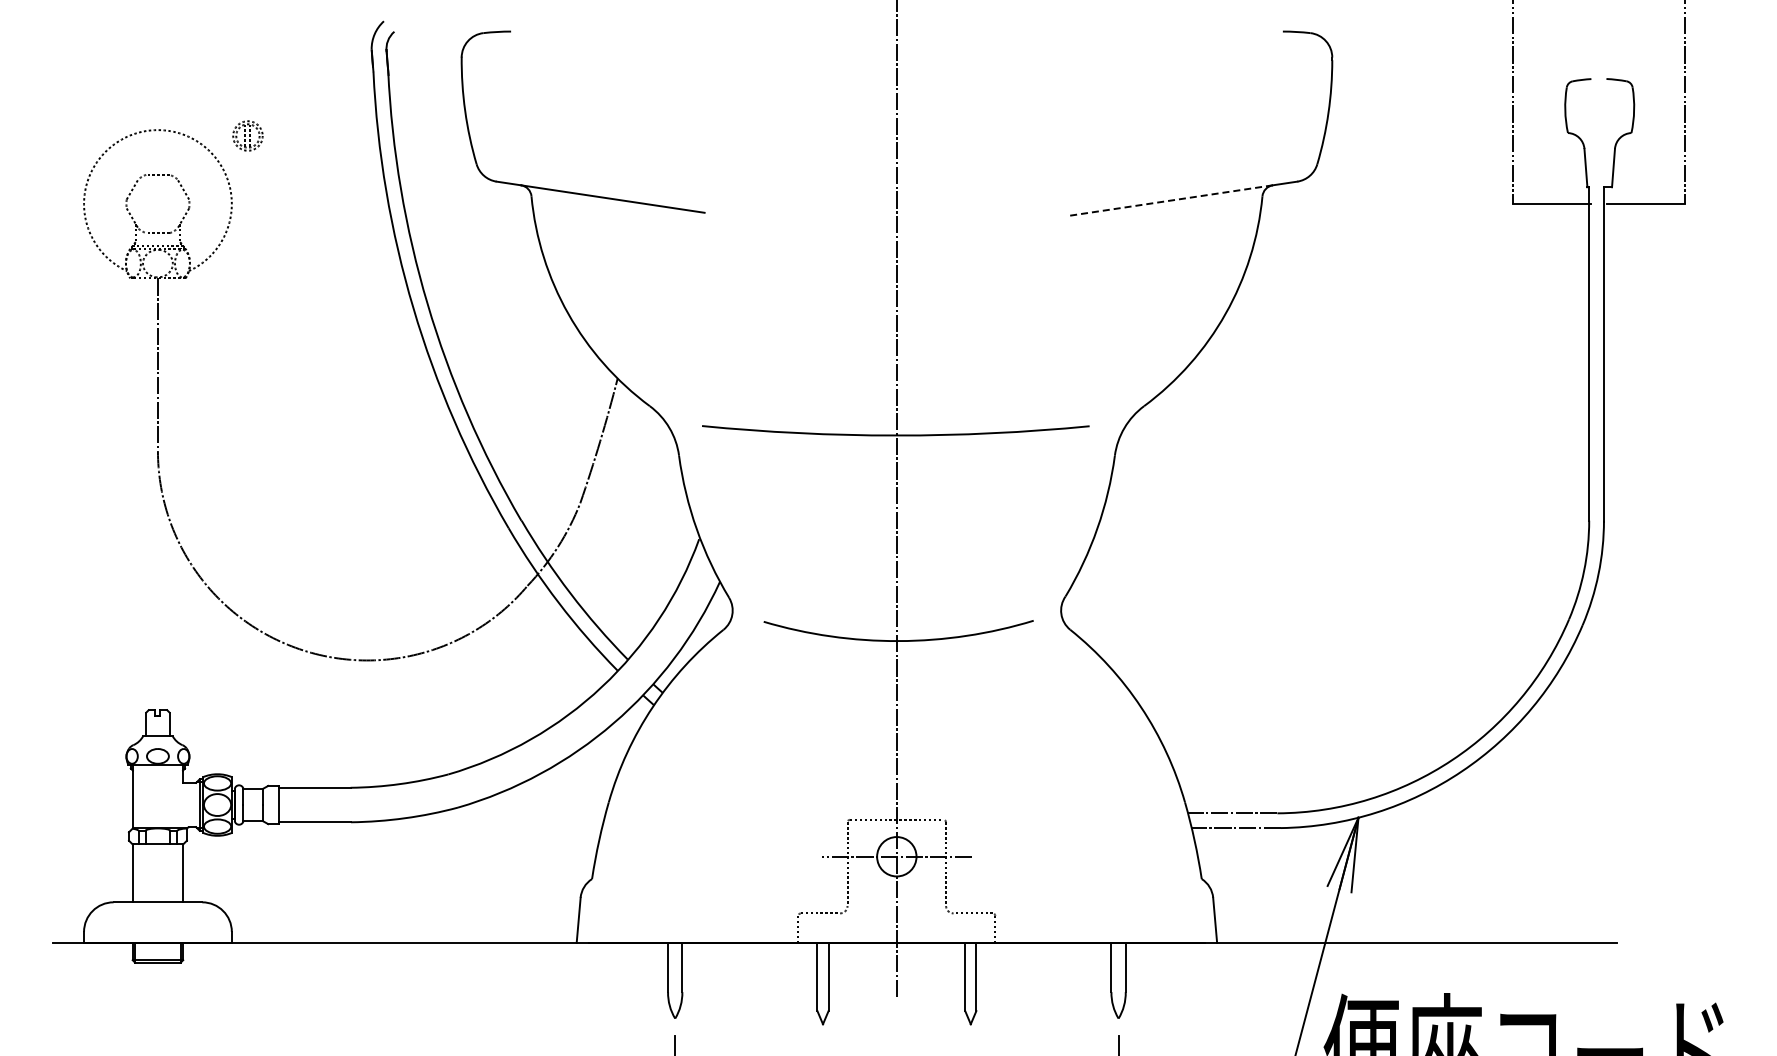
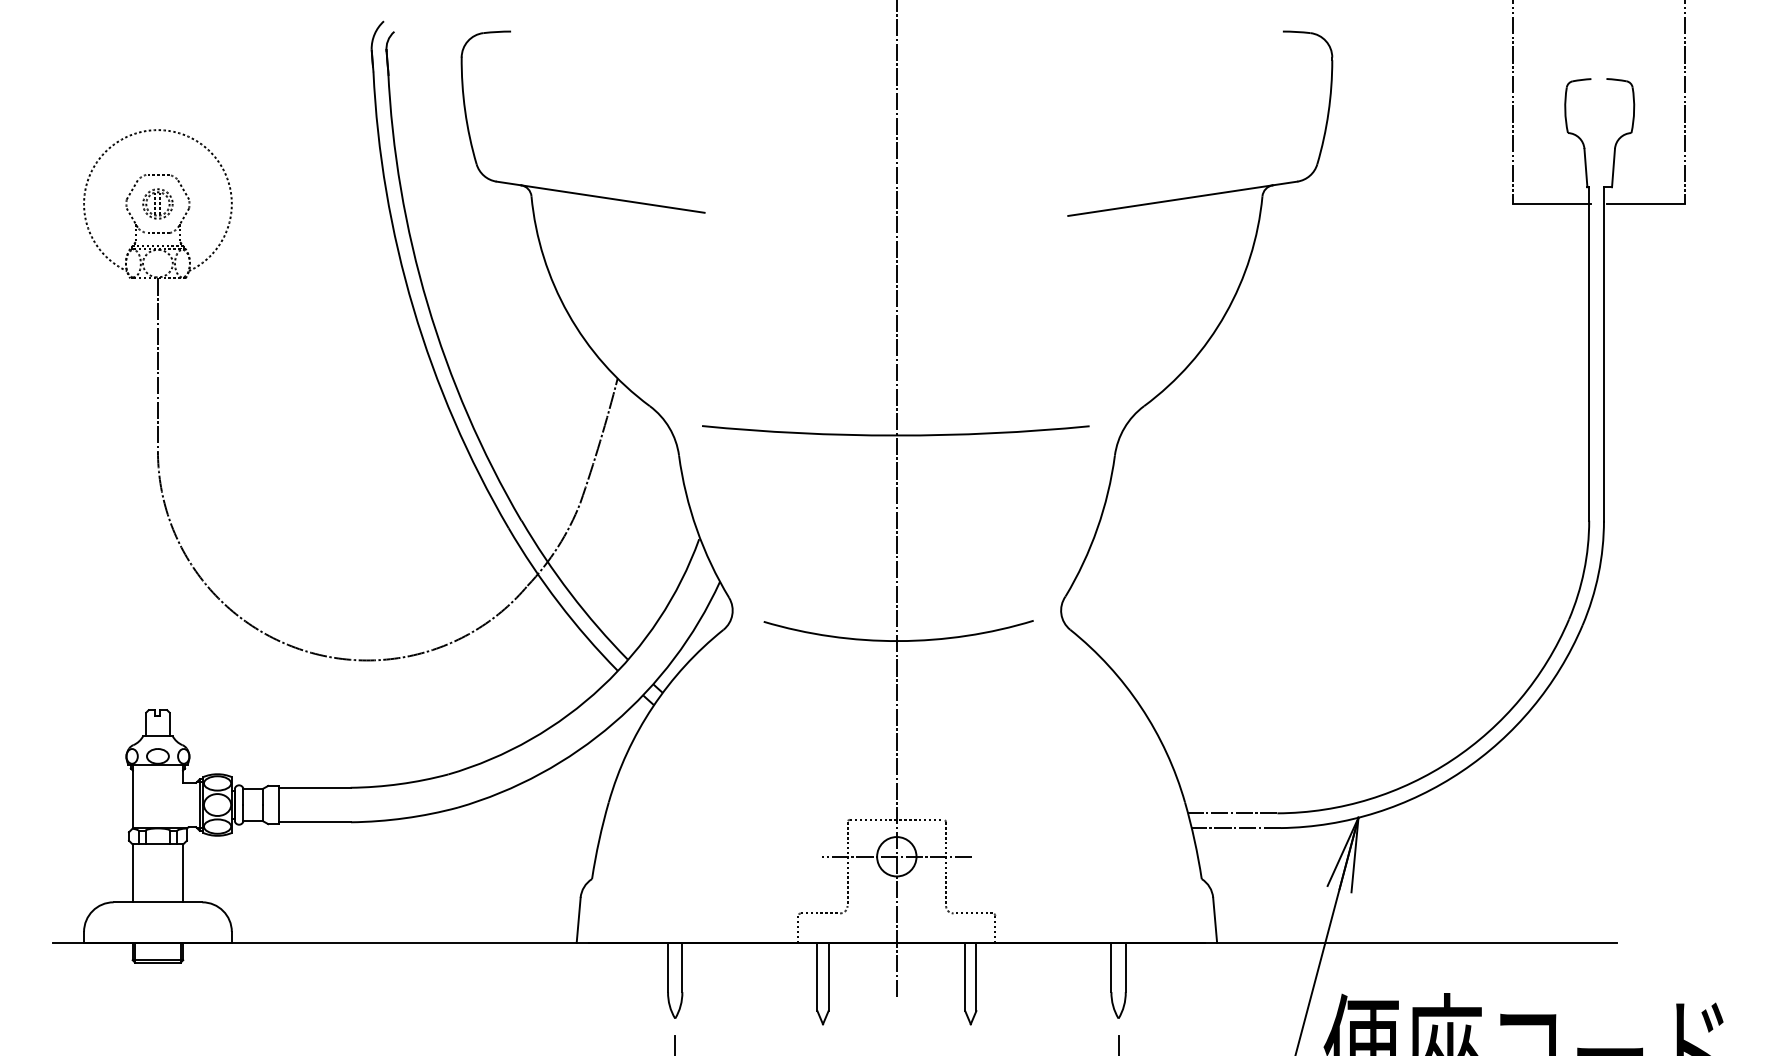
part position: (247, 135) -> (157, 203) (157, 203)
line: dashed -> solid (1170, 200)
